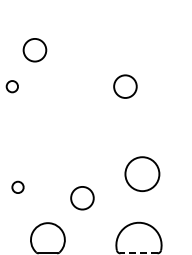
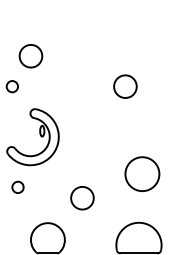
circle position: (34, 50) -> (30, 56) (30, 56)
part: none -> present (39, 134)
line: dashed -> solid (138, 253)
